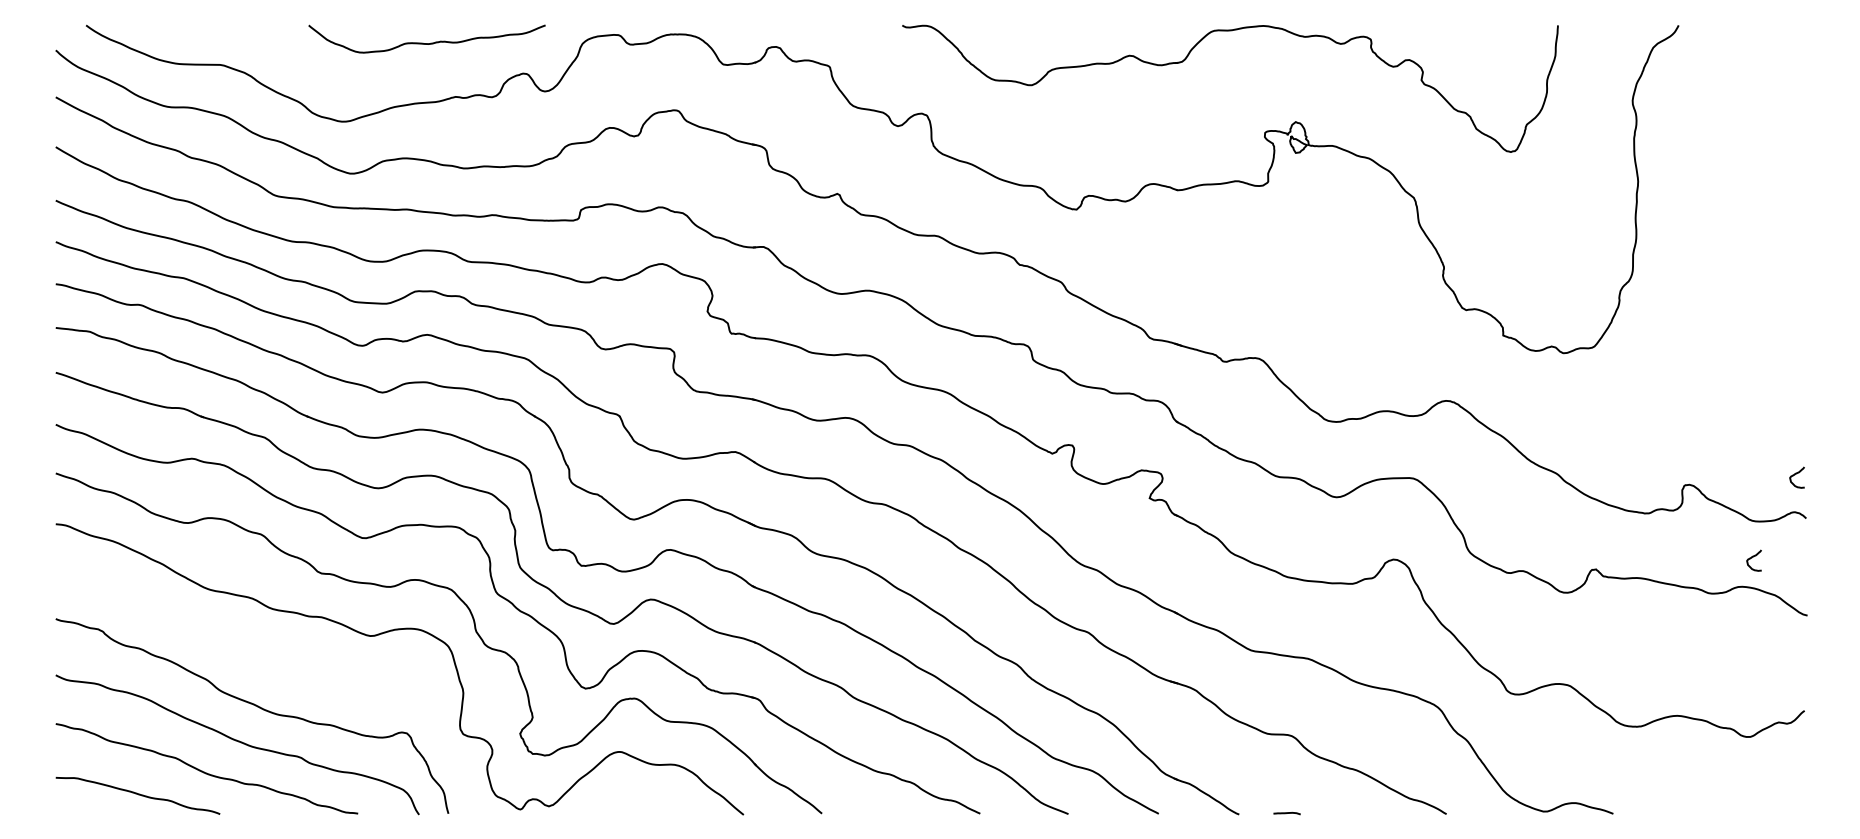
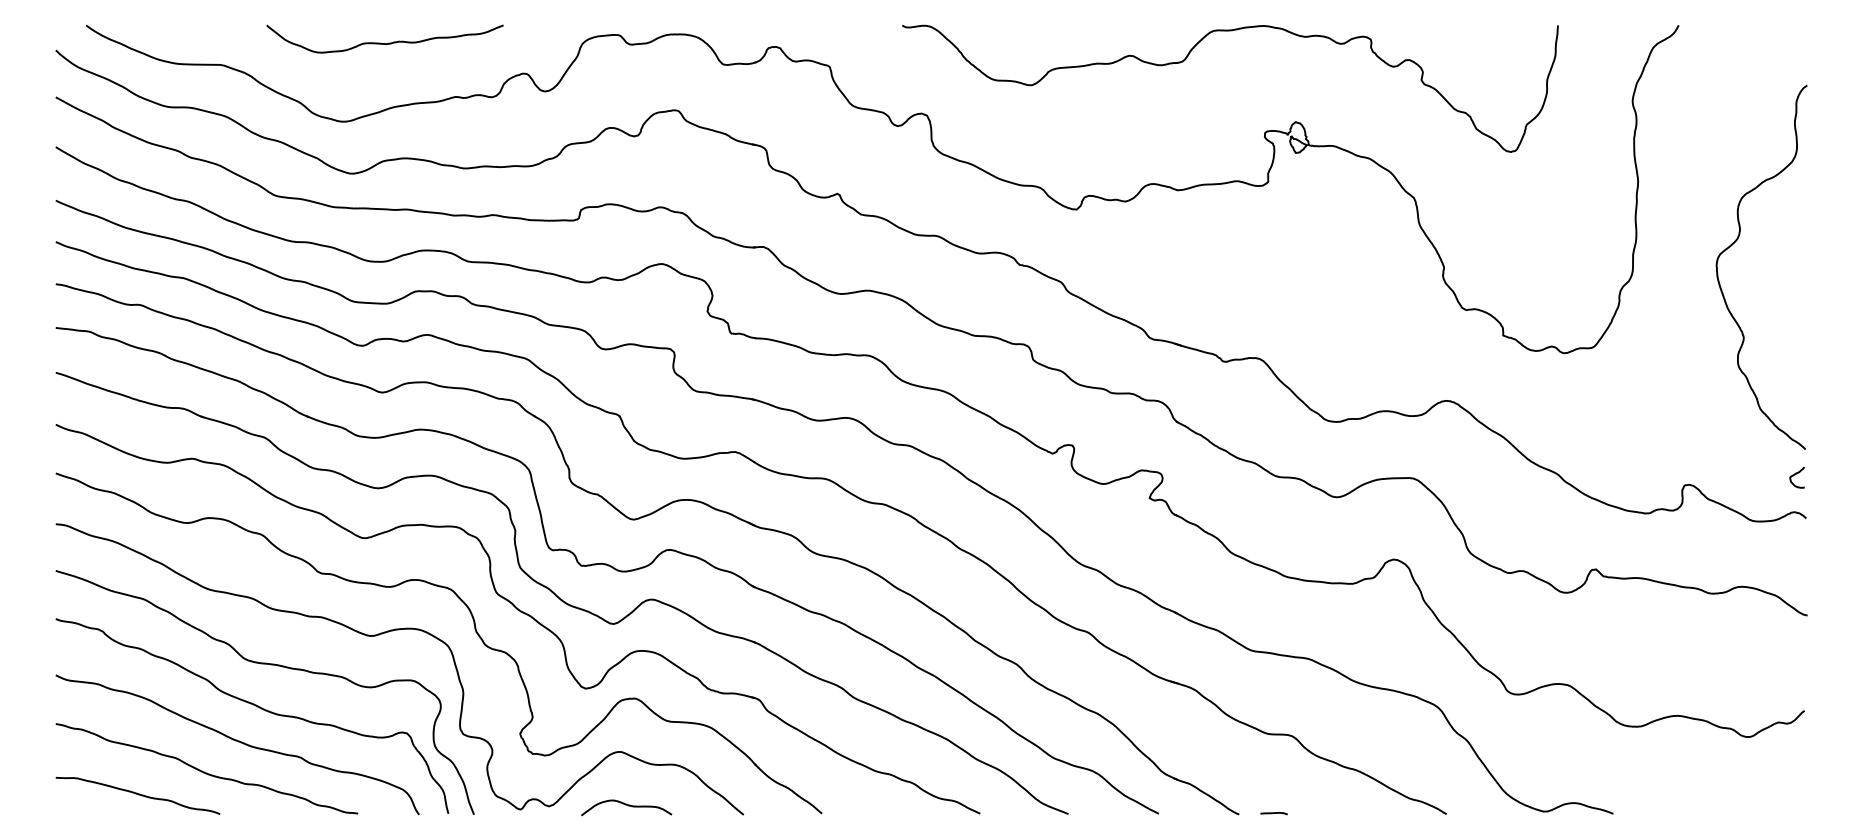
curve position: (423, 42) -> (381, 42) (381, 42)
curve: none -> present (1736, 241)
curve: present -> none (1752, 558)
curve: none -> present (270, 665)
curve: none -> present (626, 805)
line position: (1286, 813) -> (1273, 813) (1273, 813)
